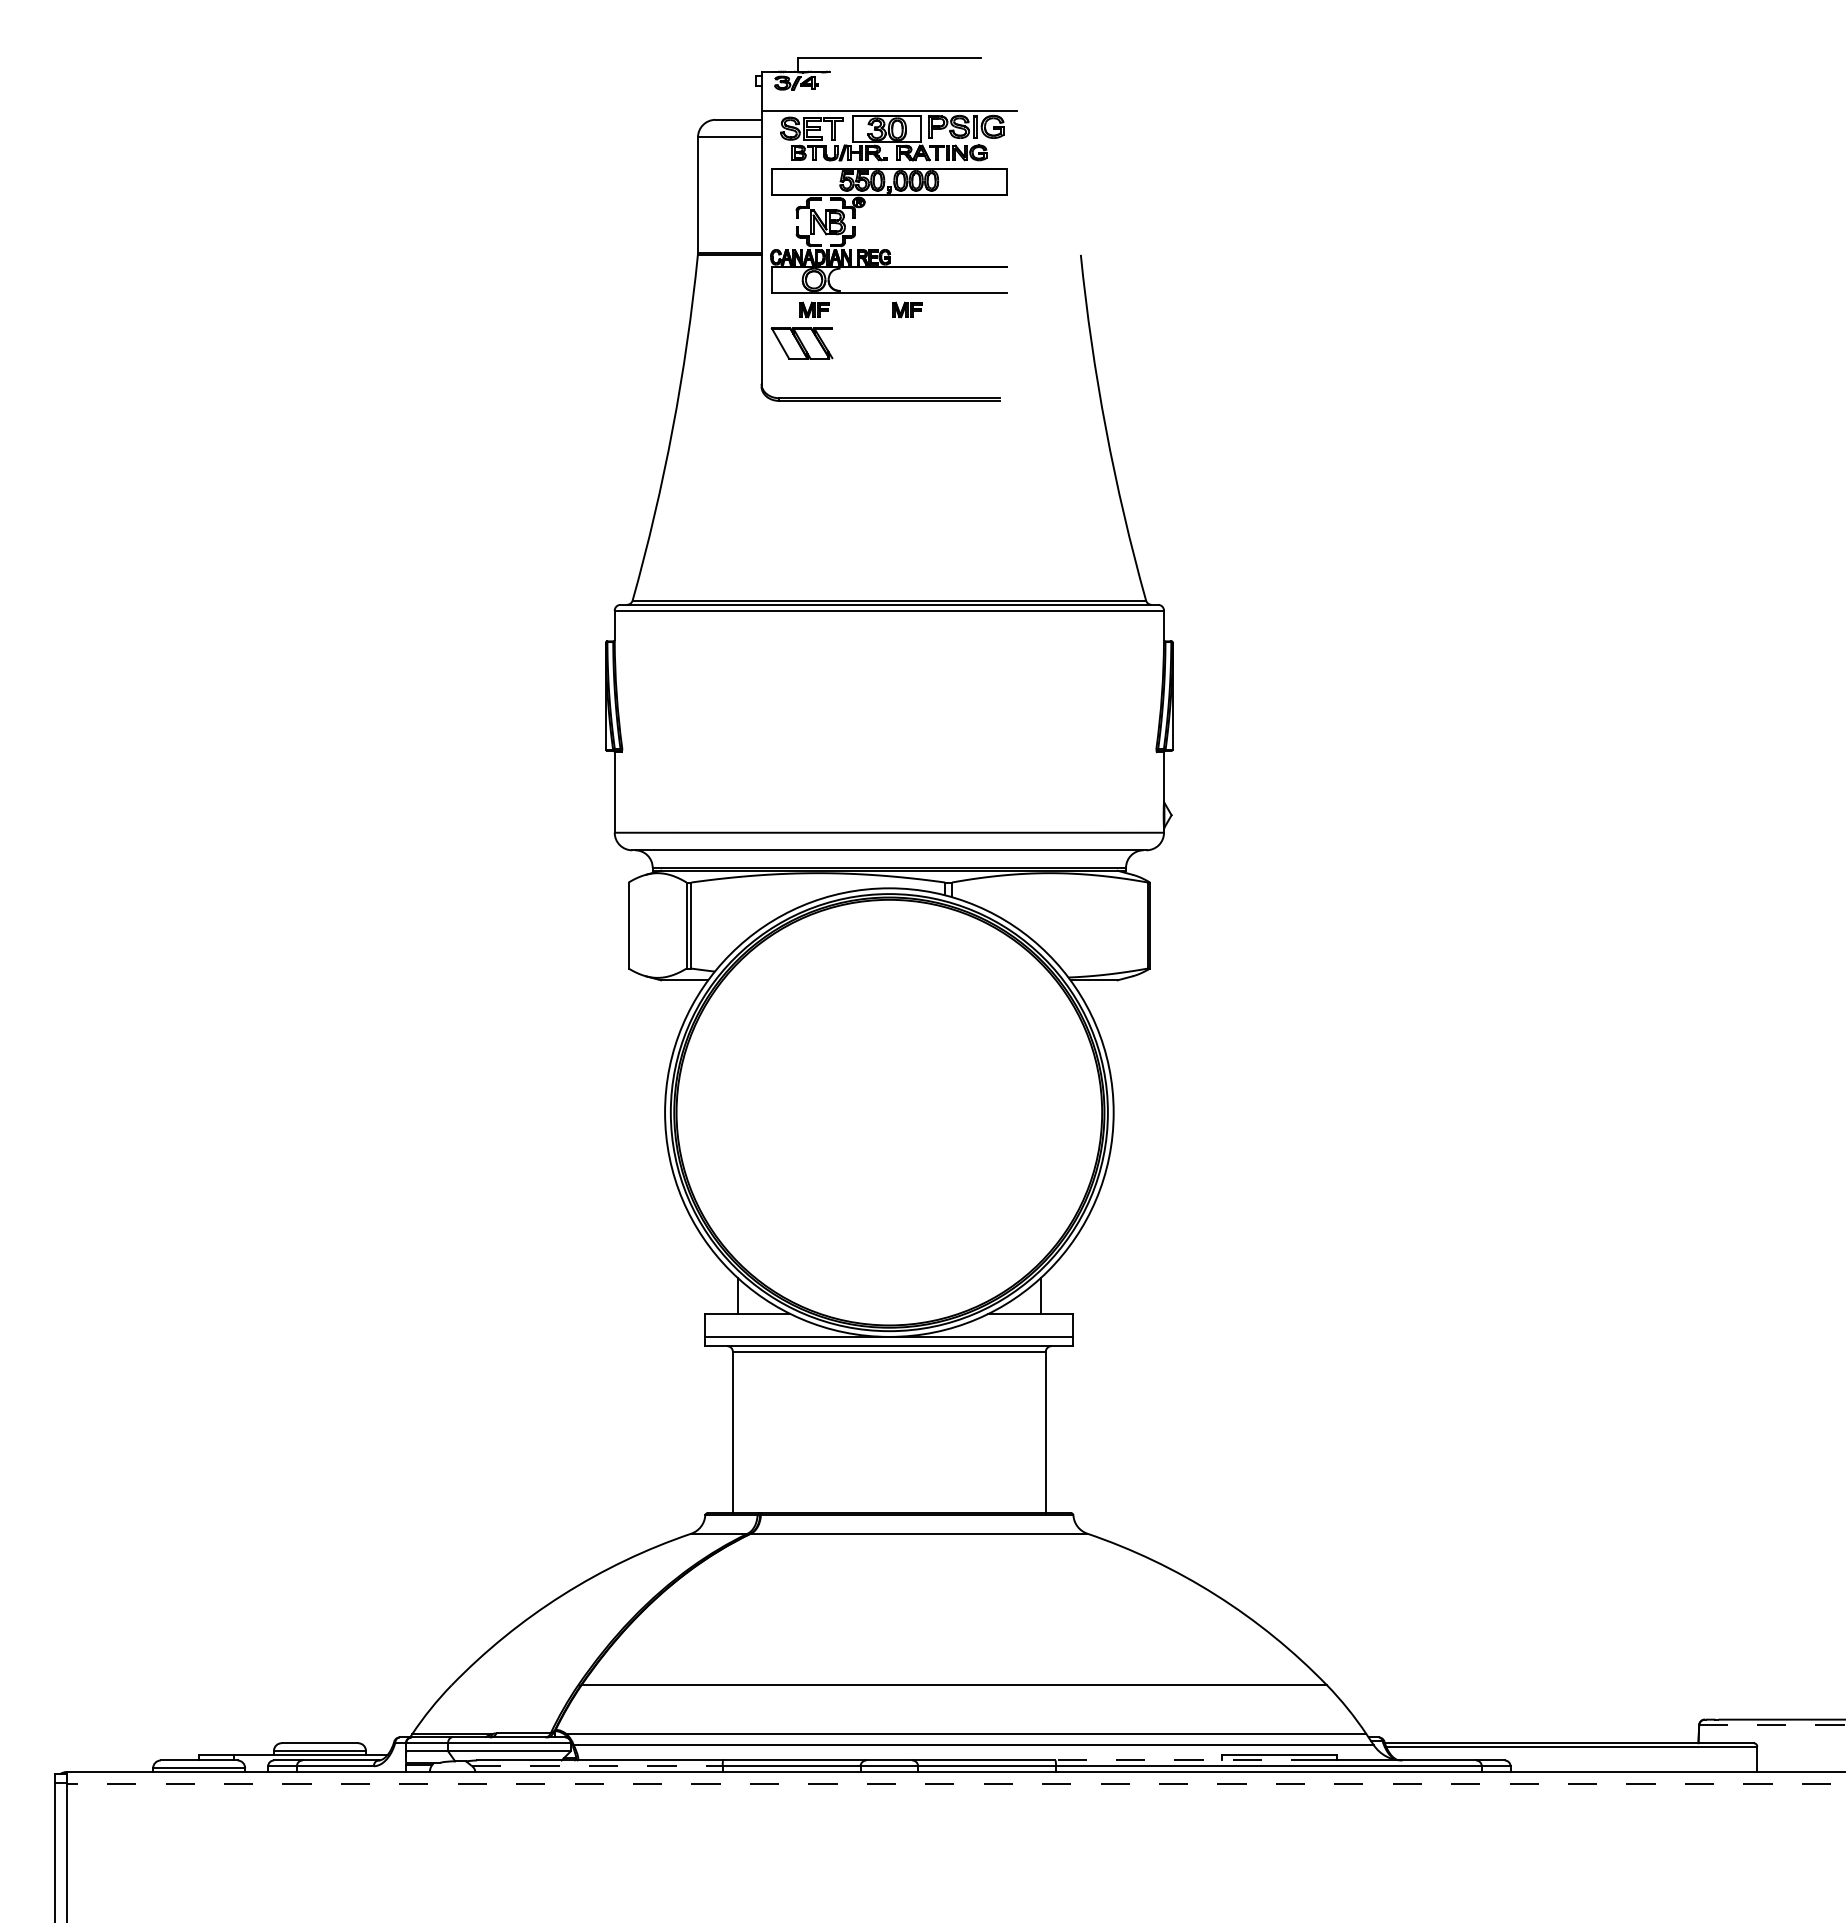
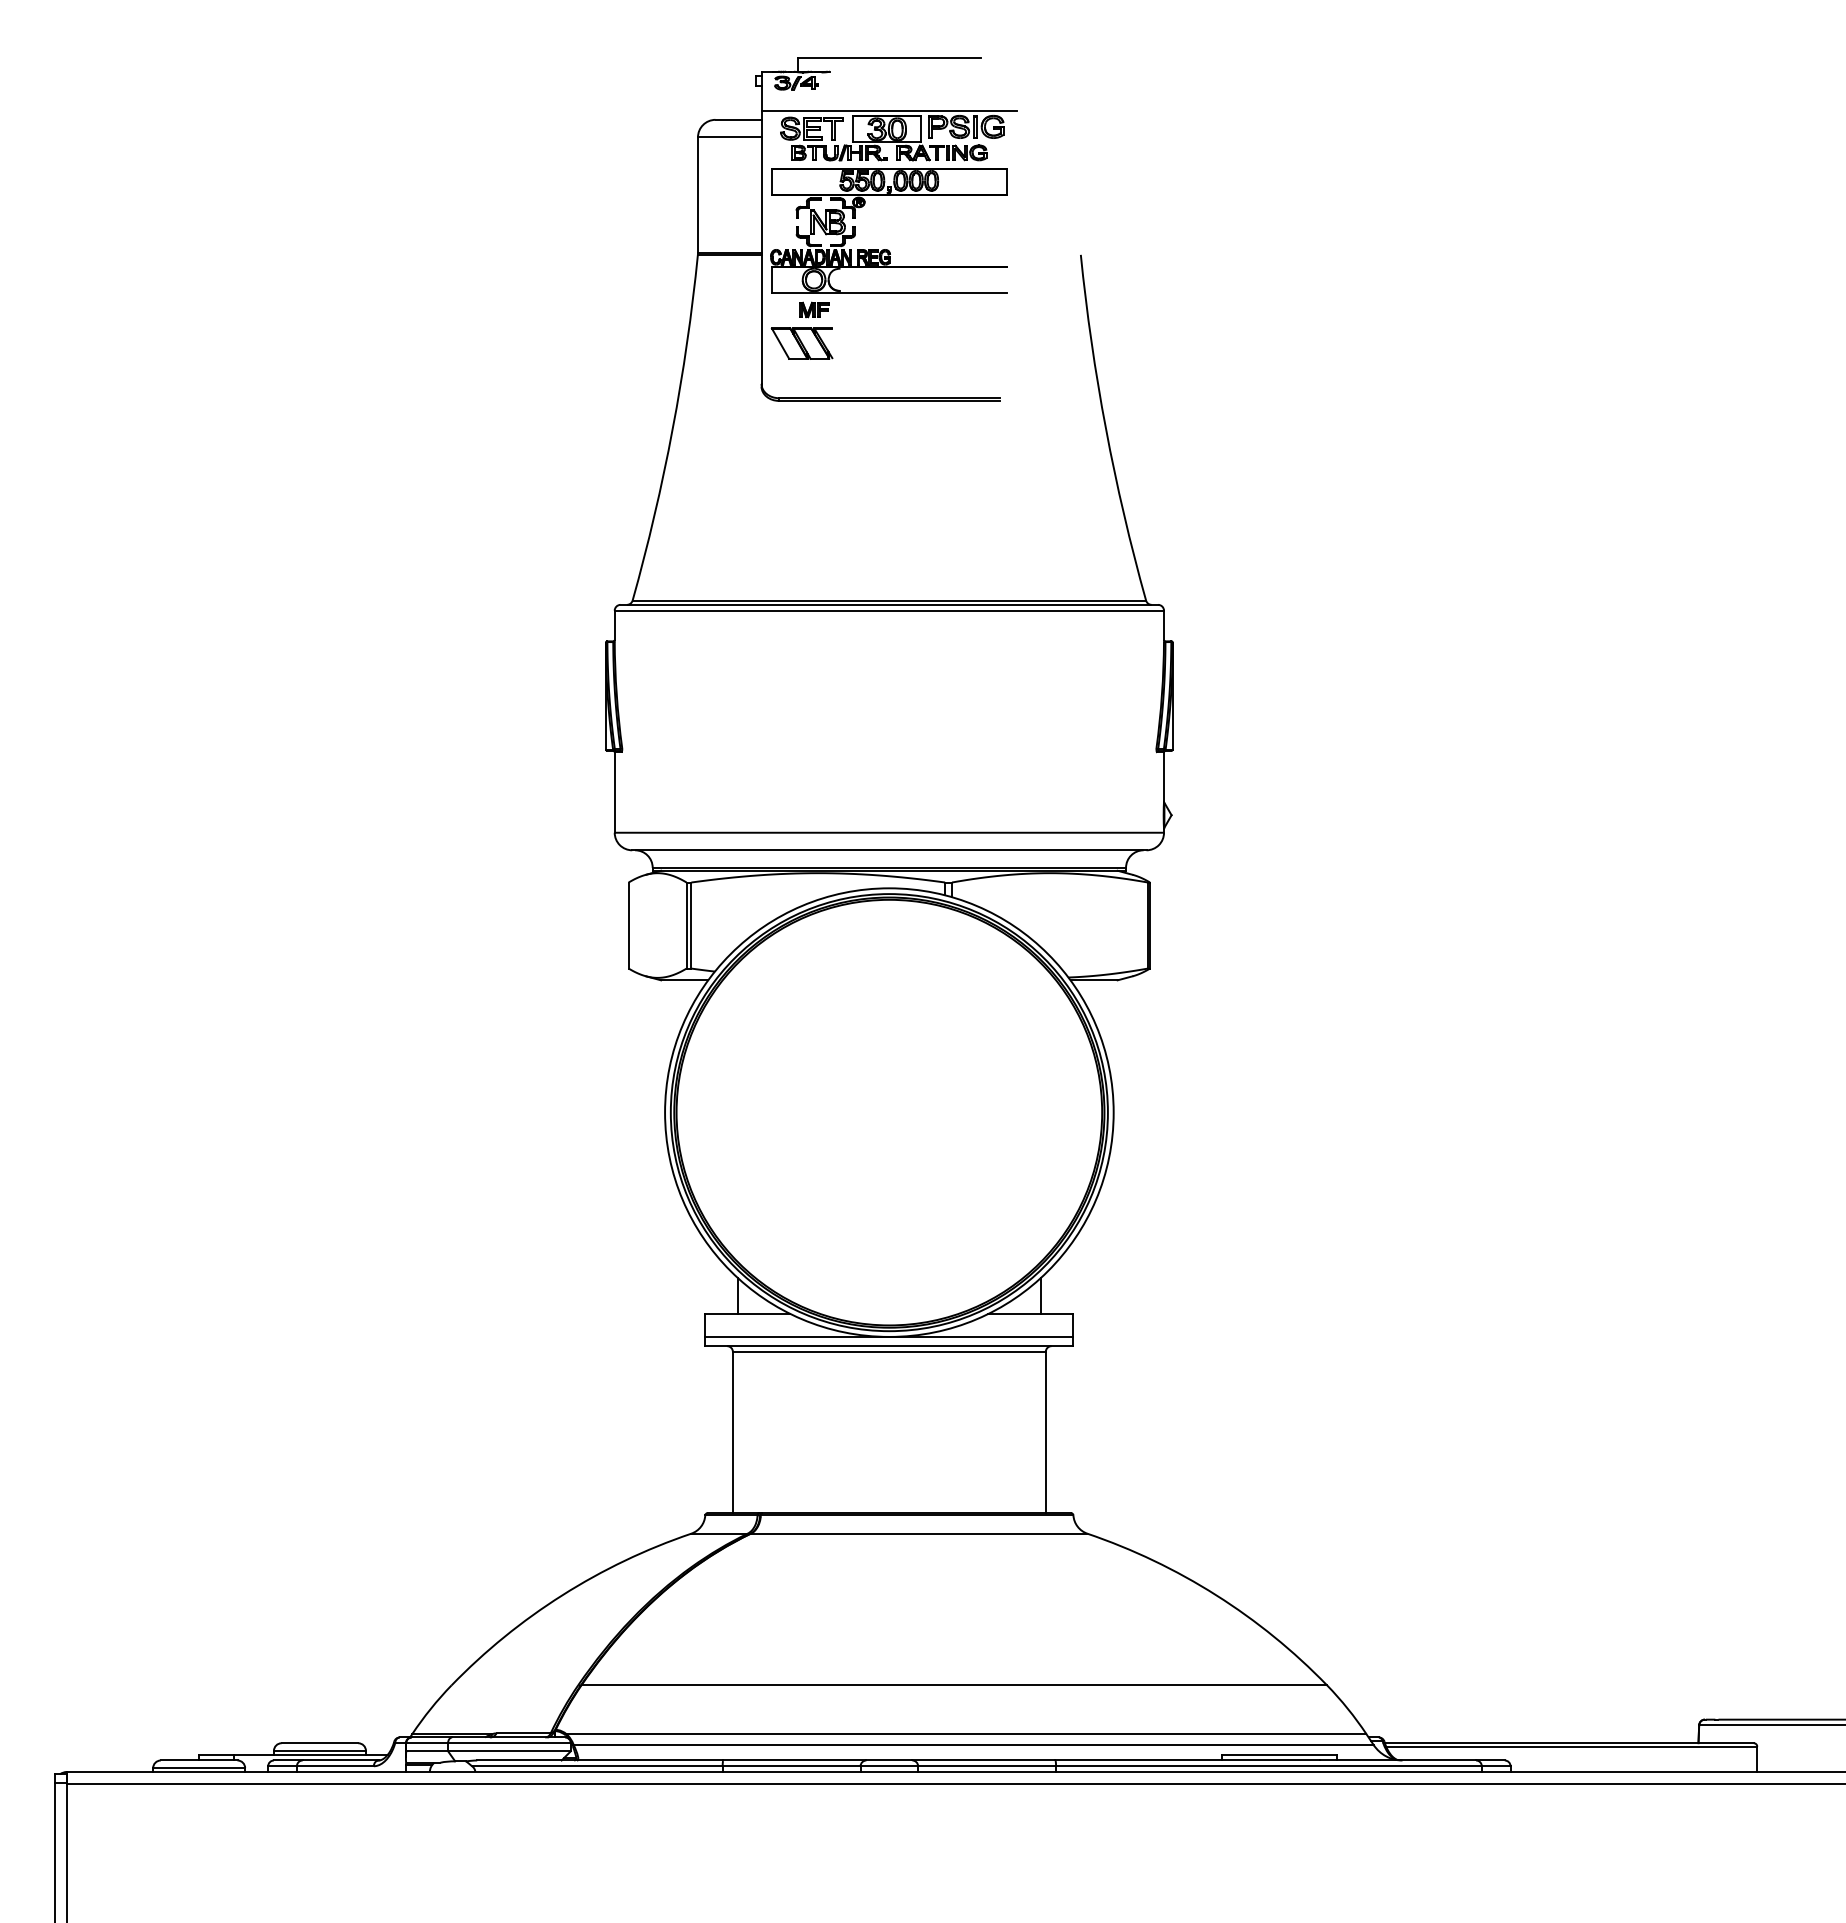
part: present -> none (907, 309)
line: dashed -> solid (1772, 1725)
line: dashed -> solid (1187, 1760)
line: dashed -> solid (597, 1766)
line: dashed -> solid (955, 1783)
